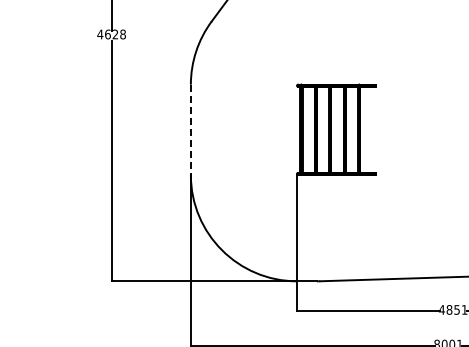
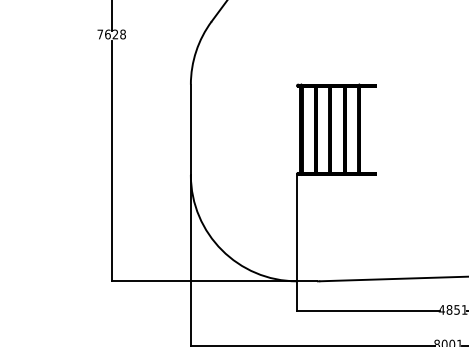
text: 4628 -> 7628 (100, 34)
line: dashed -> solid (190, 130)
